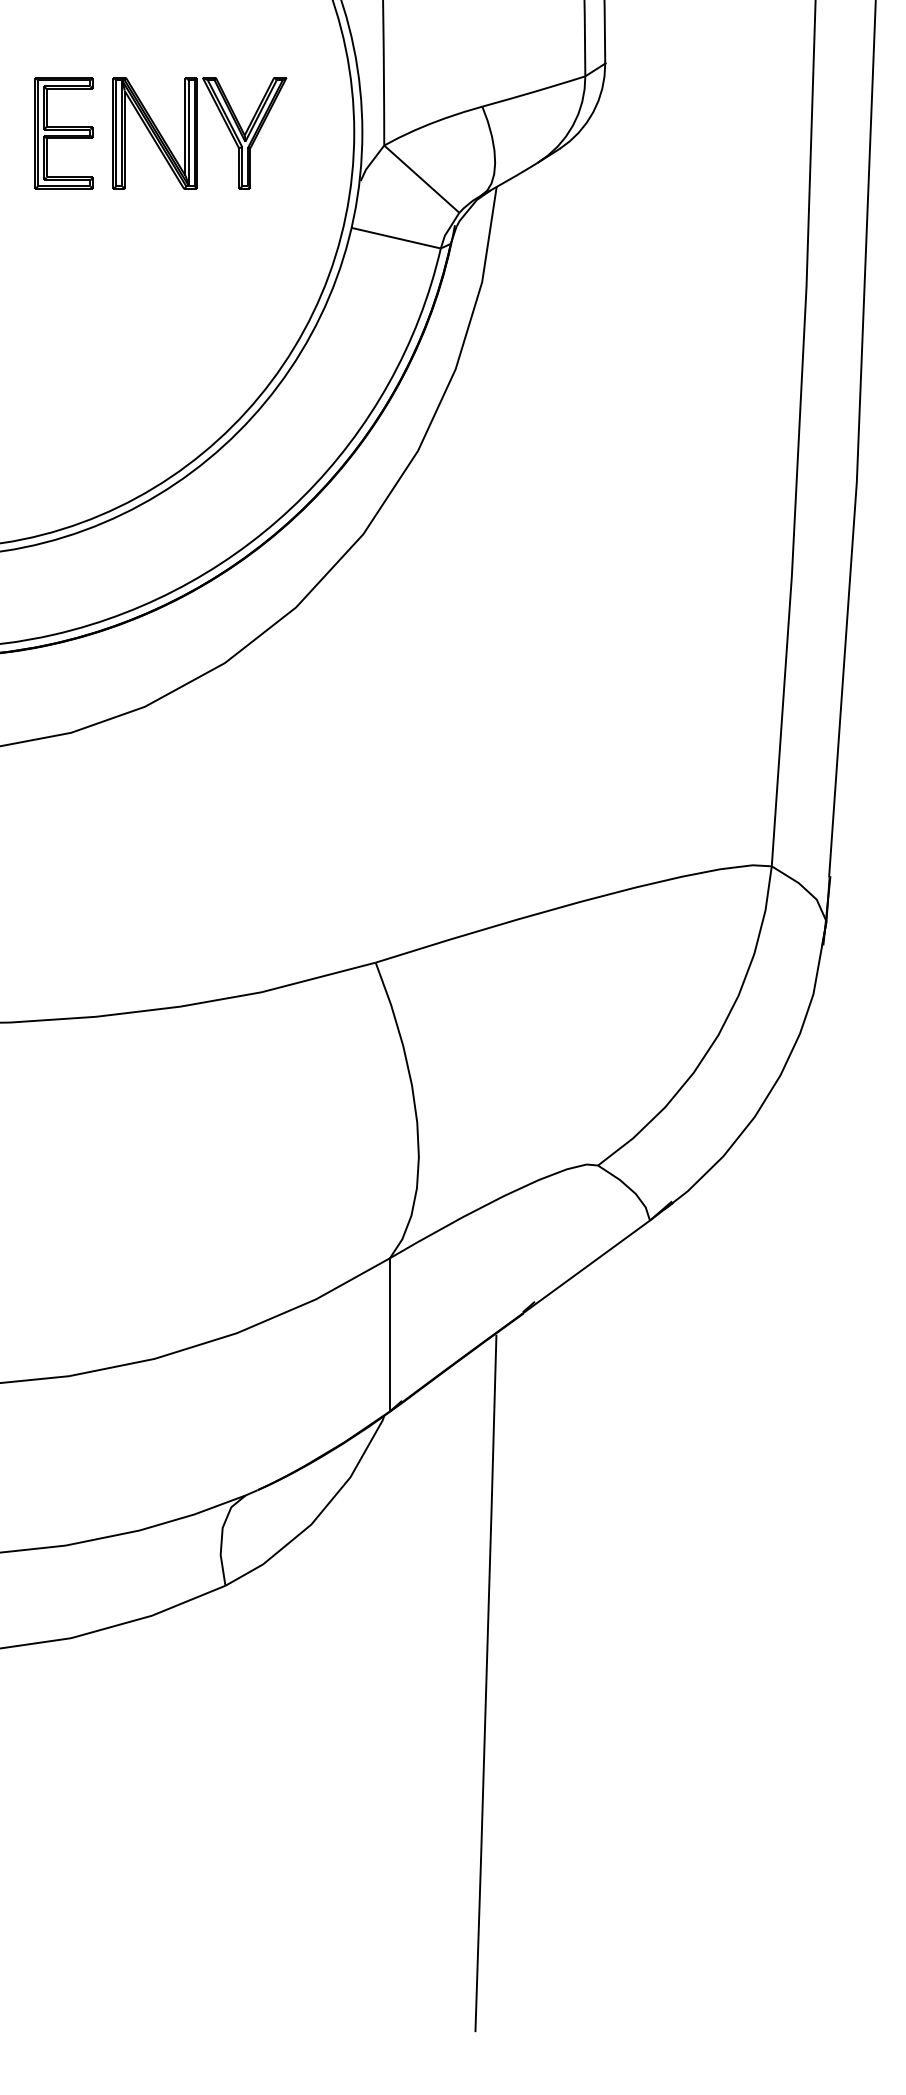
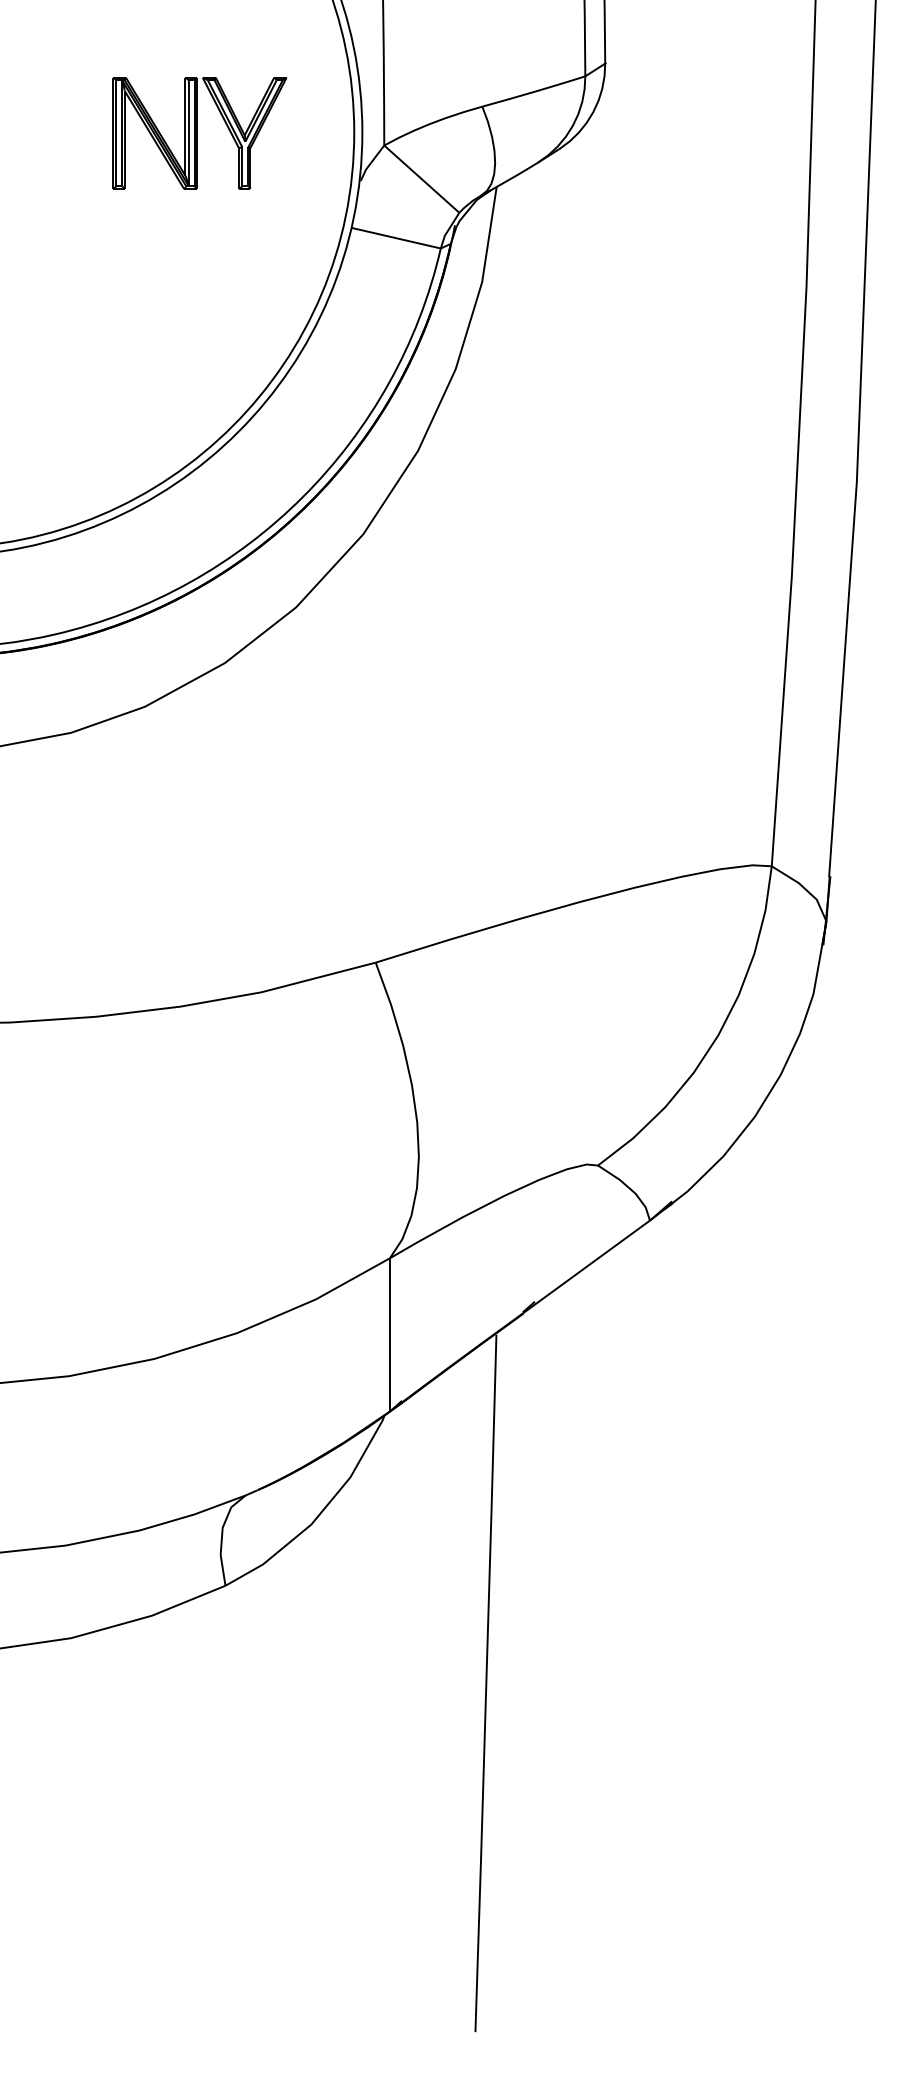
part: present -> none (63, 133)
